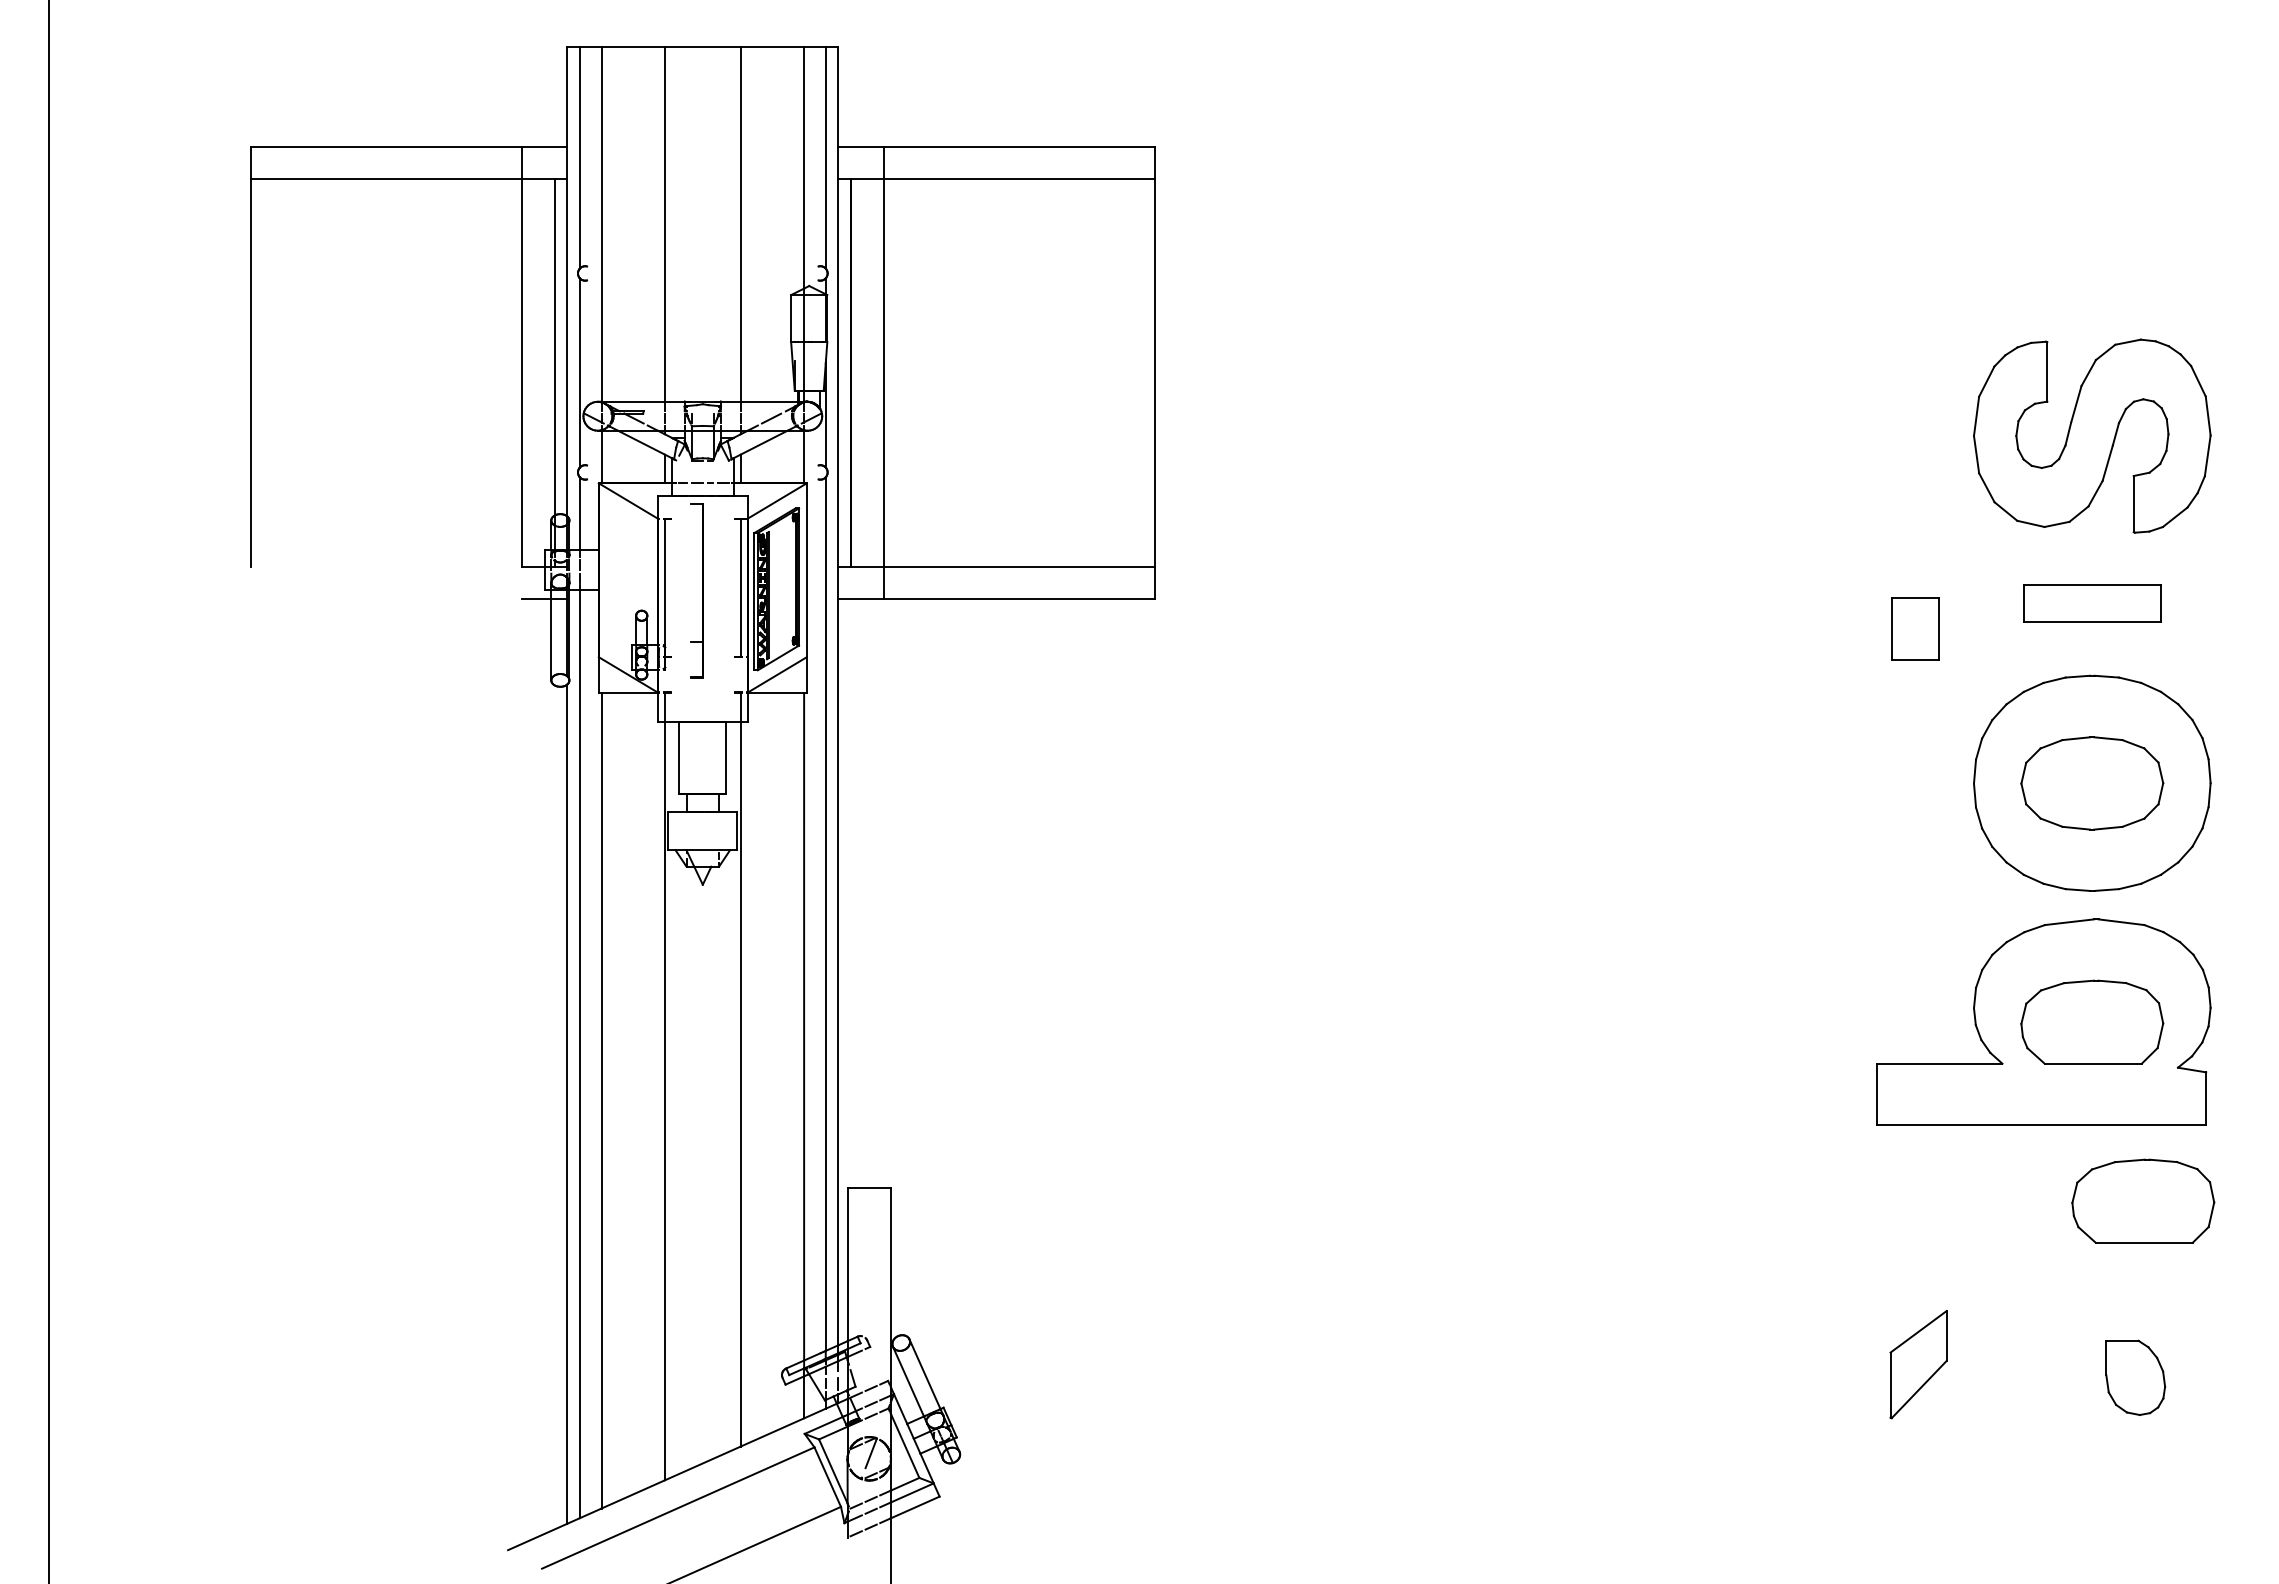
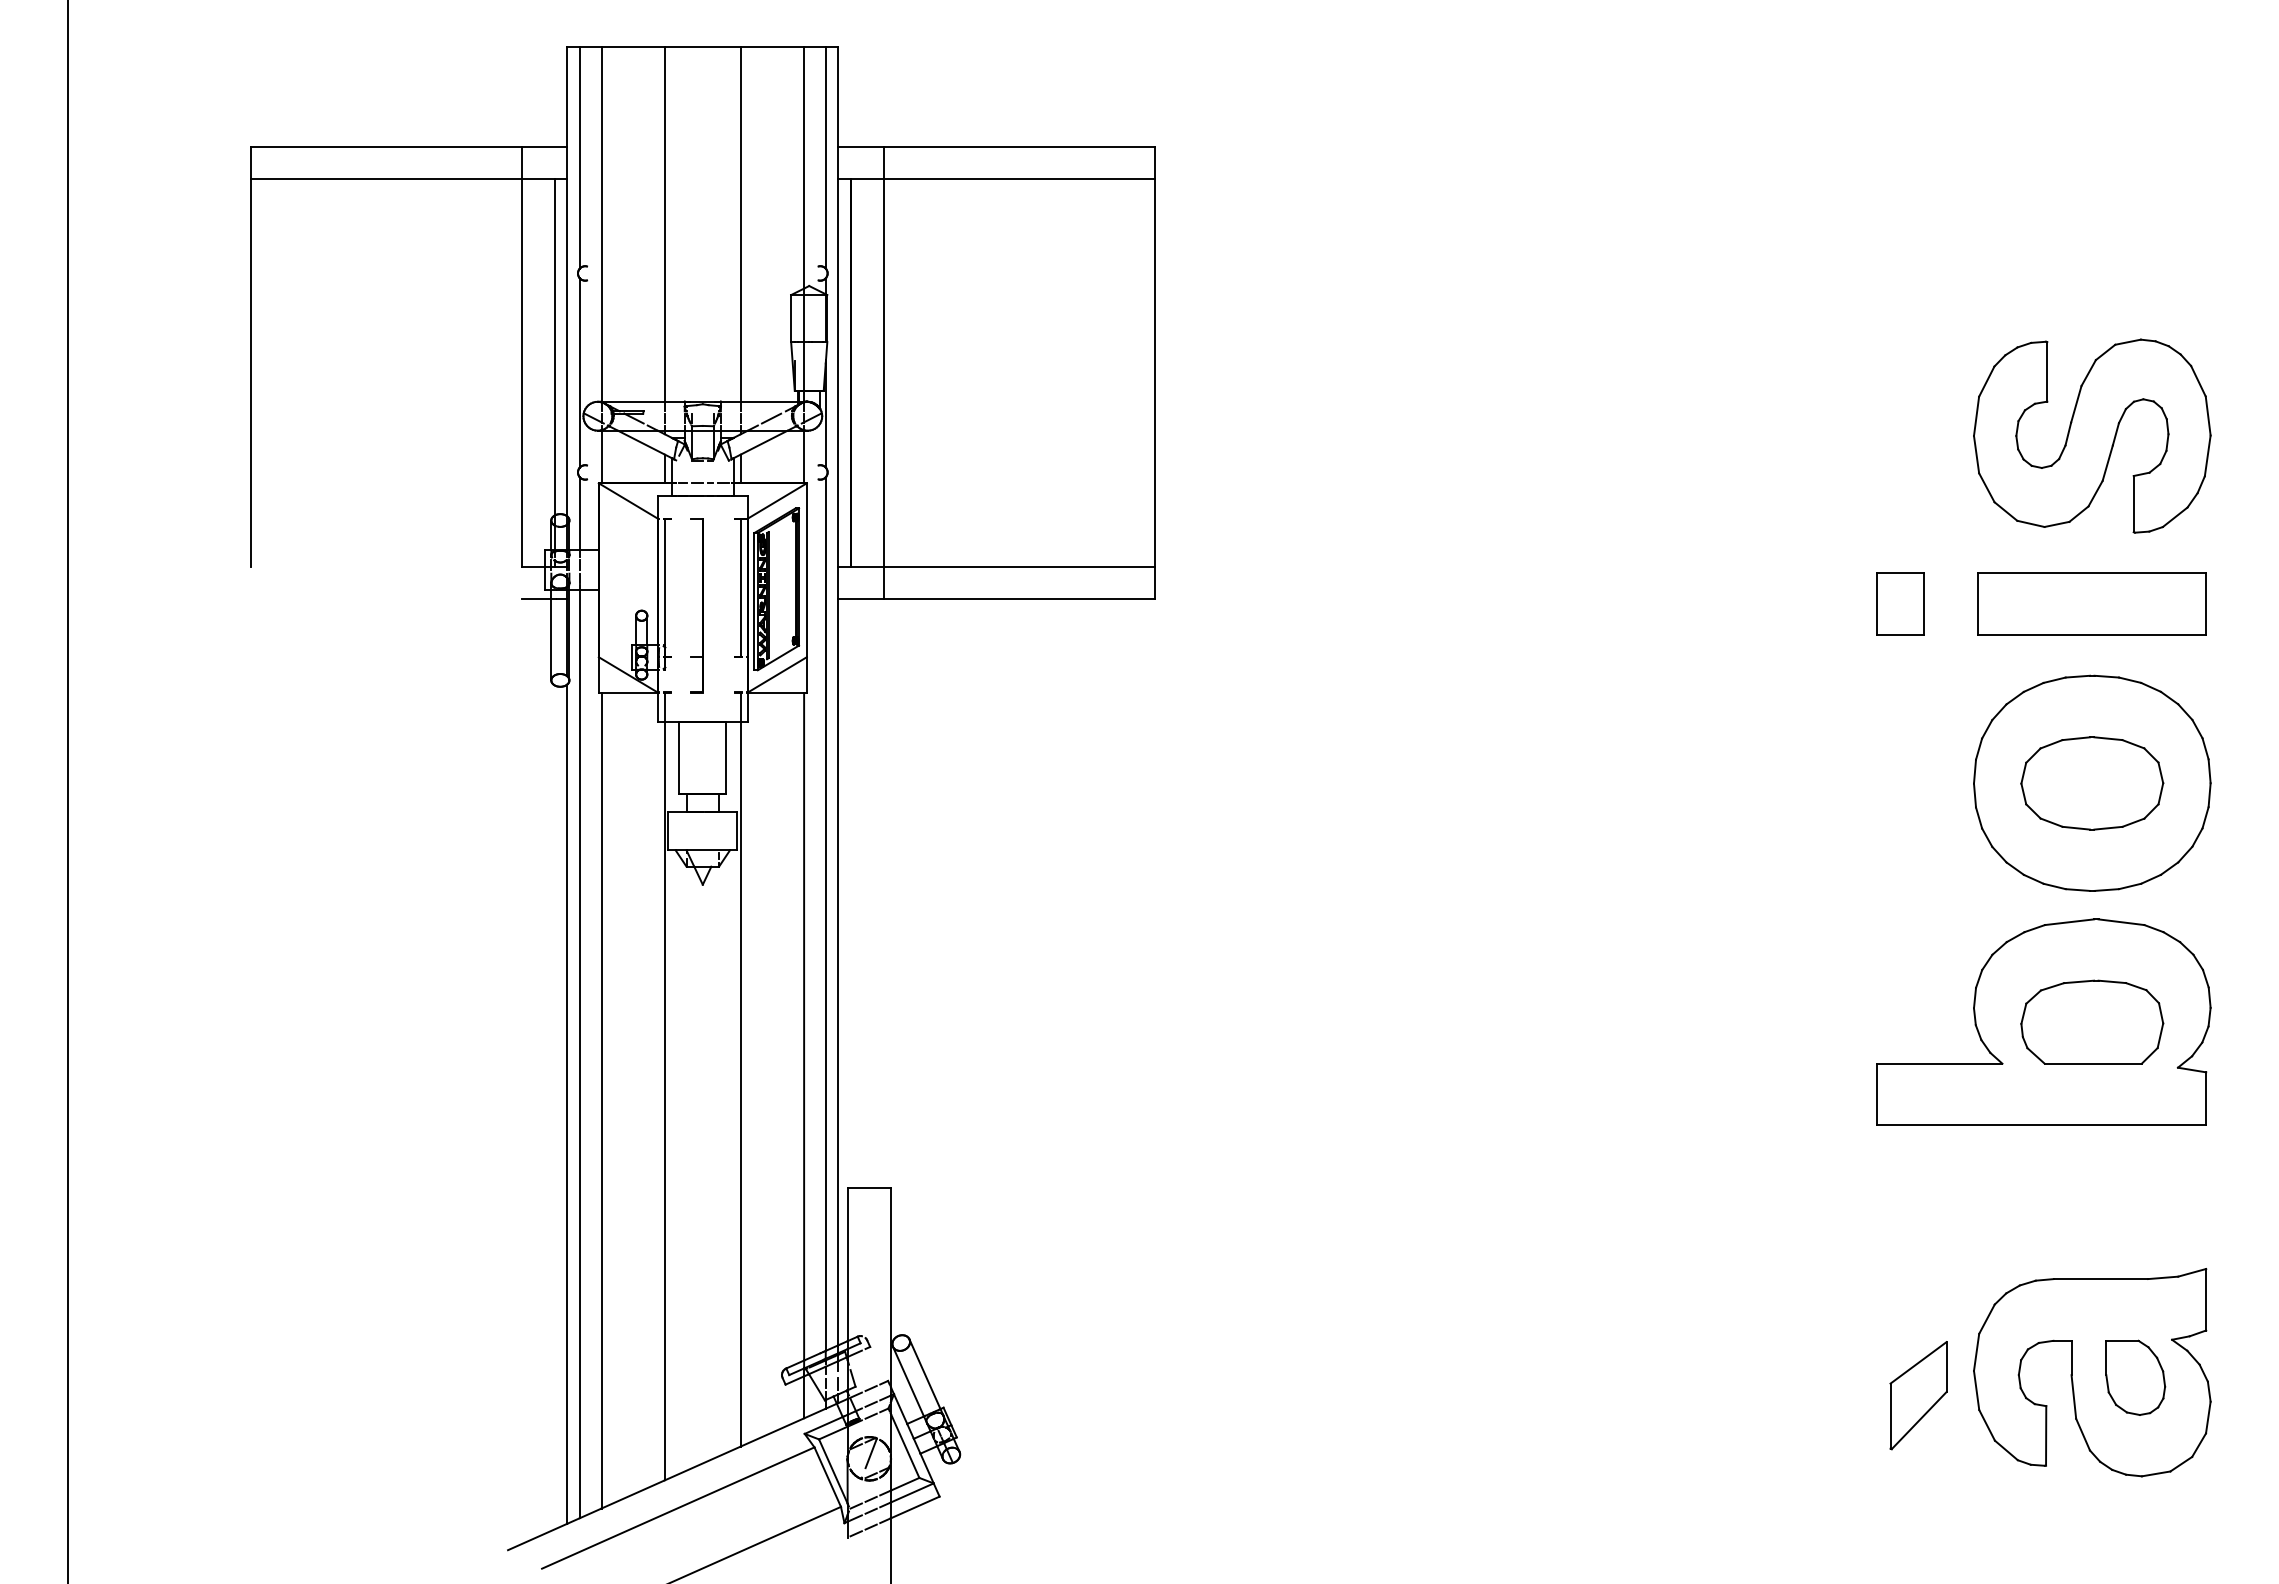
part position: (696, 590) -> (696, 605) (696, 605)
part size: 139x39 px -> 230x64 px (2091, 603)
part position: (1915, 628) -> (1900, 603) (1900, 603)
line position: (49, 791) -> (68, 791) (68, 791)
part: present -> none (2143, 1200)
part position: (1918, 1364) -> (1918, 1395) (1918, 1395)
part: none -> present (2092, 1372)
